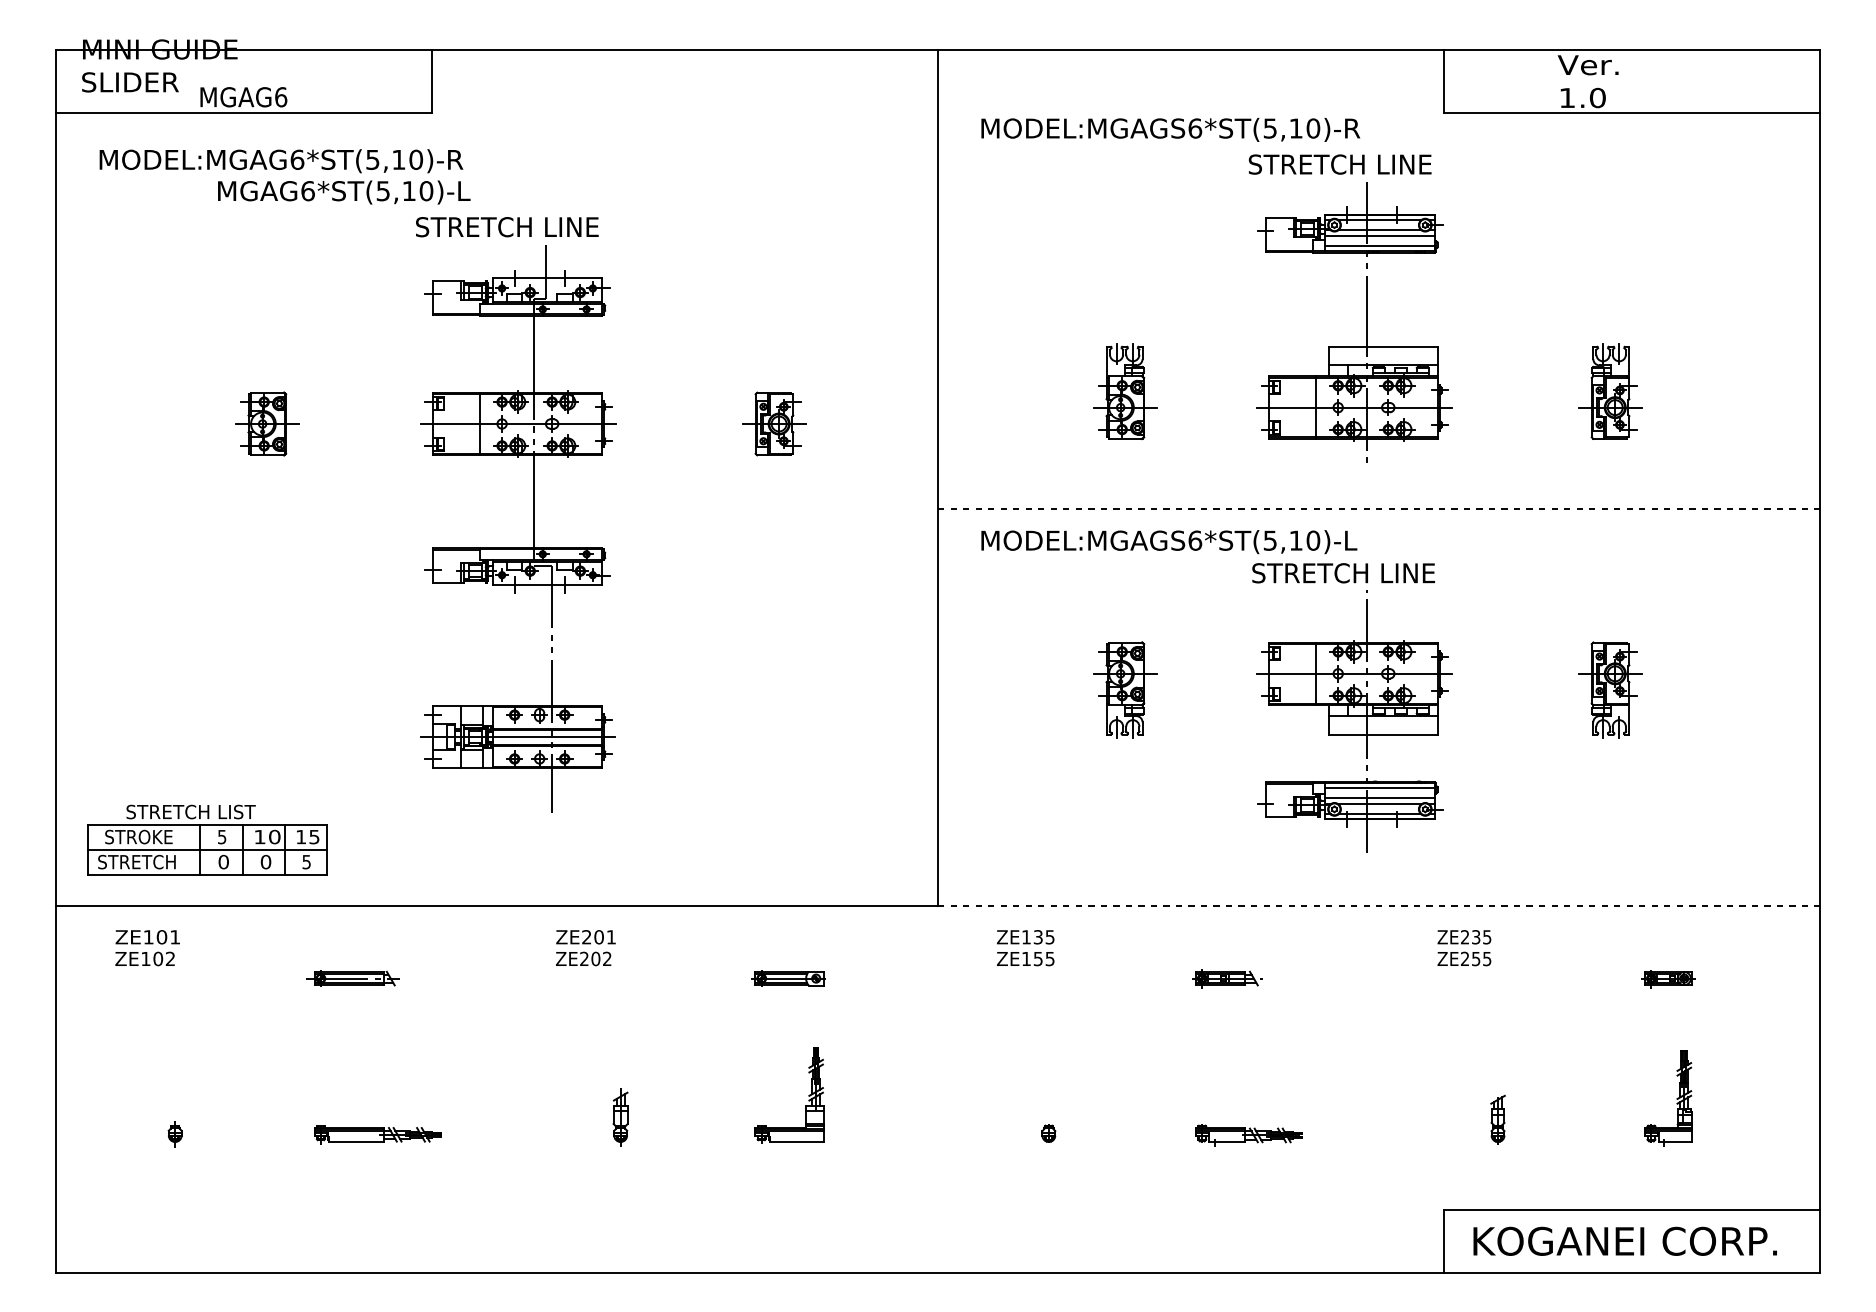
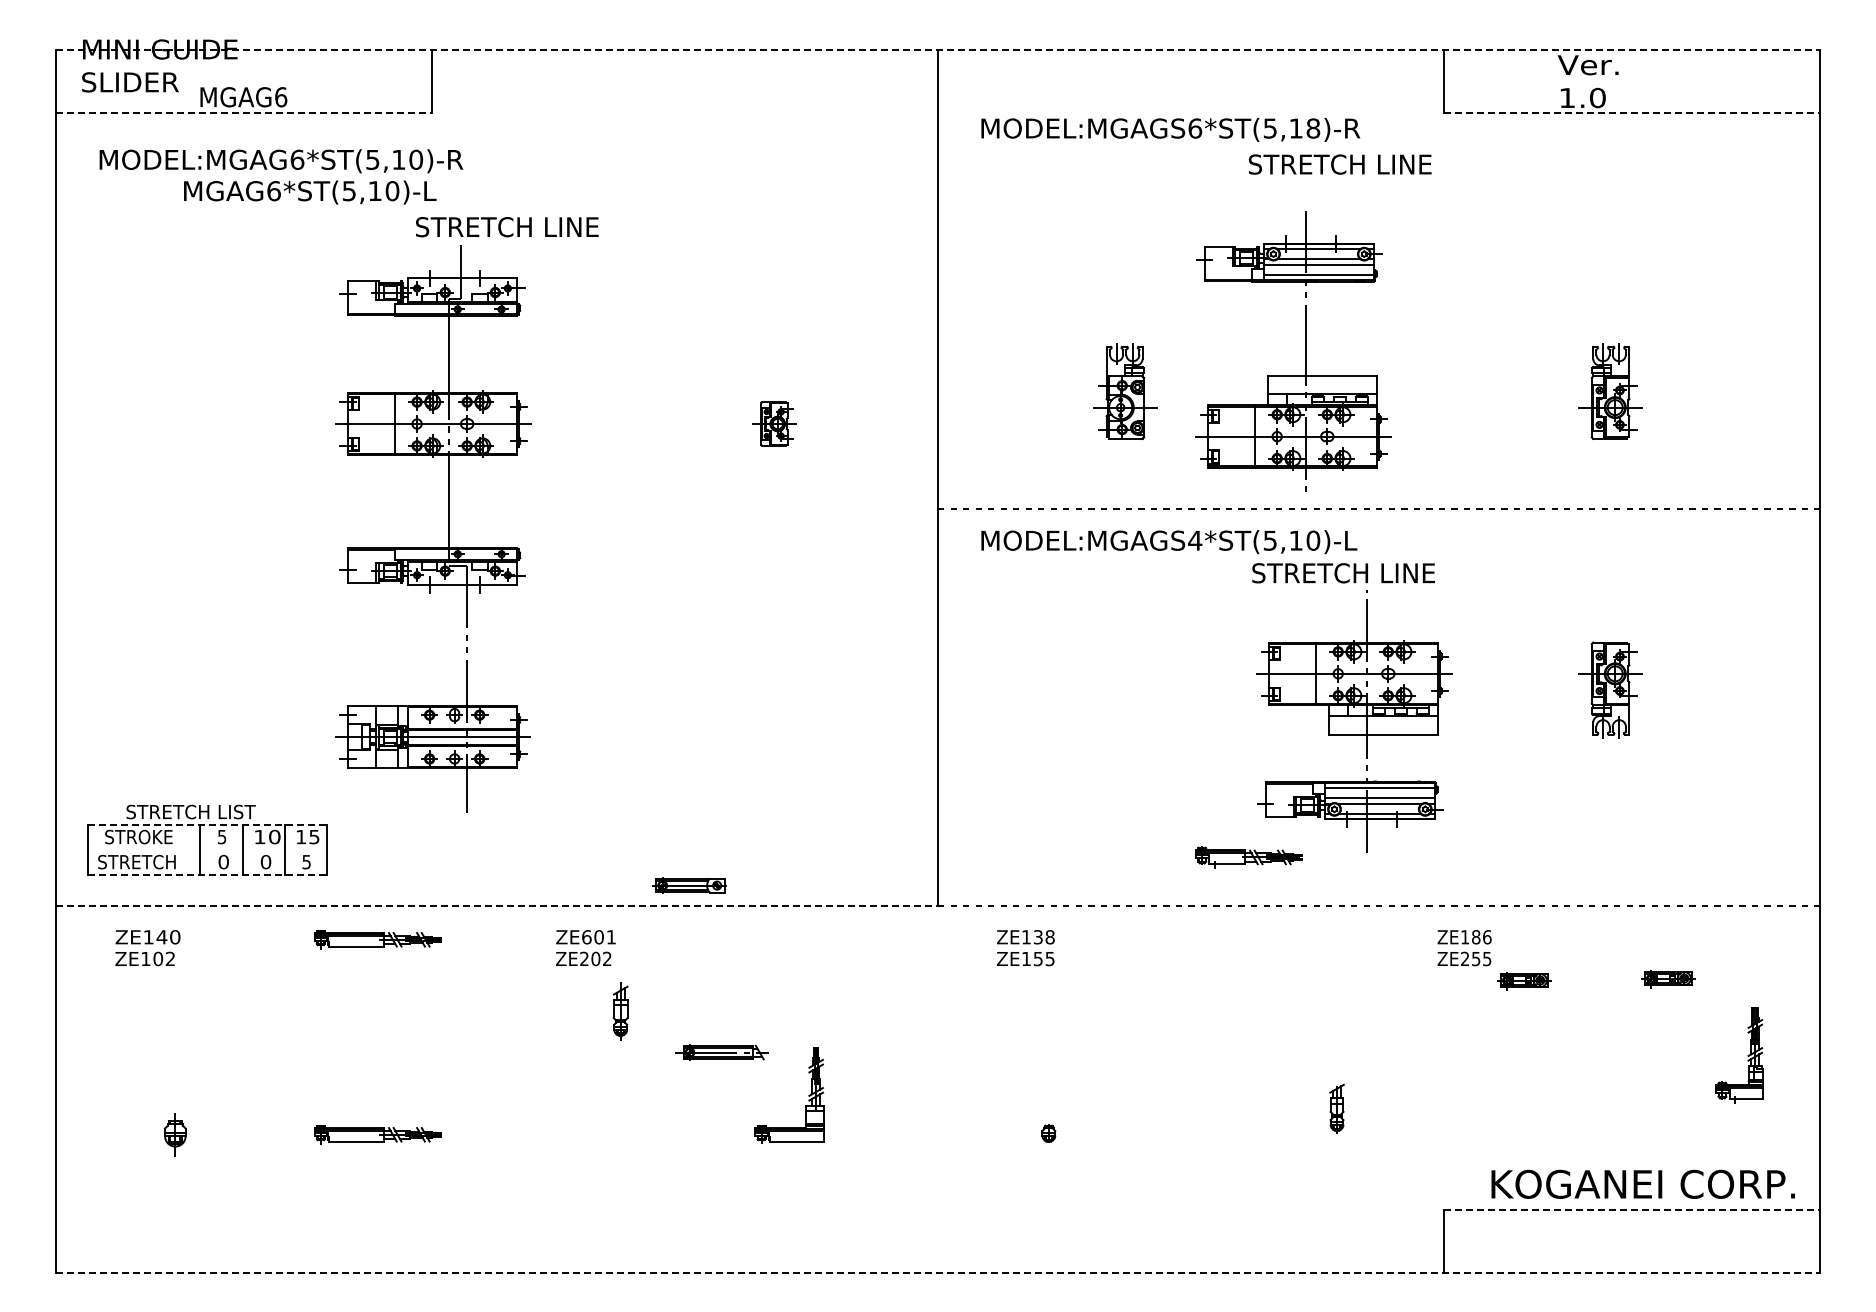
line: solid -> dashed (938, 50)
line: solid -> dashed (244, 112)
line: solid -> dashed (1631, 112)
text: MODEL:MGAGS6*ST(5,10)-R -> MODEL:MGAGS6*ST(5,18)-R (1313, 128)
text position: (344, 192) -> (310, 192) (310, 192)
part position: (1366, 322) -> (1305, 351) (1305, 351)
part: present -> none (267, 423)
part size: 65x66 px -> 45x46 px (774, 423)
part position: (533, 528) -> (448, 528) (448, 528)
text: MODEL:MGAGS6*ST(5,10)-L -> MODEL:MGAGS4*ST(5,10)-L (1195, 540)
part: present -> none (1125, 689)
line: solid -> dashed (207, 824)
line: present -> none (207, 849)
line: solid -> dashed (207, 874)
line: solid -> dashed (497, 905)
text: ZE101 -> ZE140 (168, 937)
text: ZE201 -> ZE601 (586, 937)
text: ZE135 -> ZE138 (1049, 937)
text: ZE235 -> ZE186 (1476, 937)
part: none -> present (377, 939)
part position: (352, 978) -> (721, 1052) (721, 1052)
part position: (788, 978) -> (689, 885) (689, 885)
part: present -> none (1227, 978)
part: none -> present (1524, 981)
part position: (1676, 1098) -> (1747, 1055) (1747, 1055)
part position: (620, 1117) -> (620, 1011) (620, 1011)
part position: (1497, 1119) -> (1336, 1108) (1336, 1108)
part size: 16x27 px -> 23x44 px (175, 1134)
part position: (1248, 1135) -> (1248, 857) (1248, 857)
line: solid -> dashed (1631, 1210)
text position: (1624, 1240) -> (1642, 1183) (1642, 1183)
line: solid -> dashed (938, 1272)
